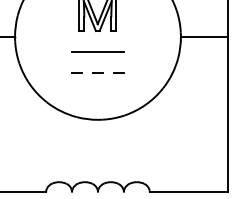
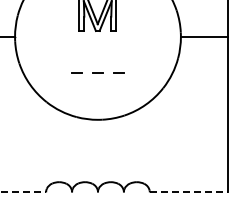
line: present -> none (97, 51)
line: solid -> dashed (23, 192)
line: solid -> dashed (188, 192)
